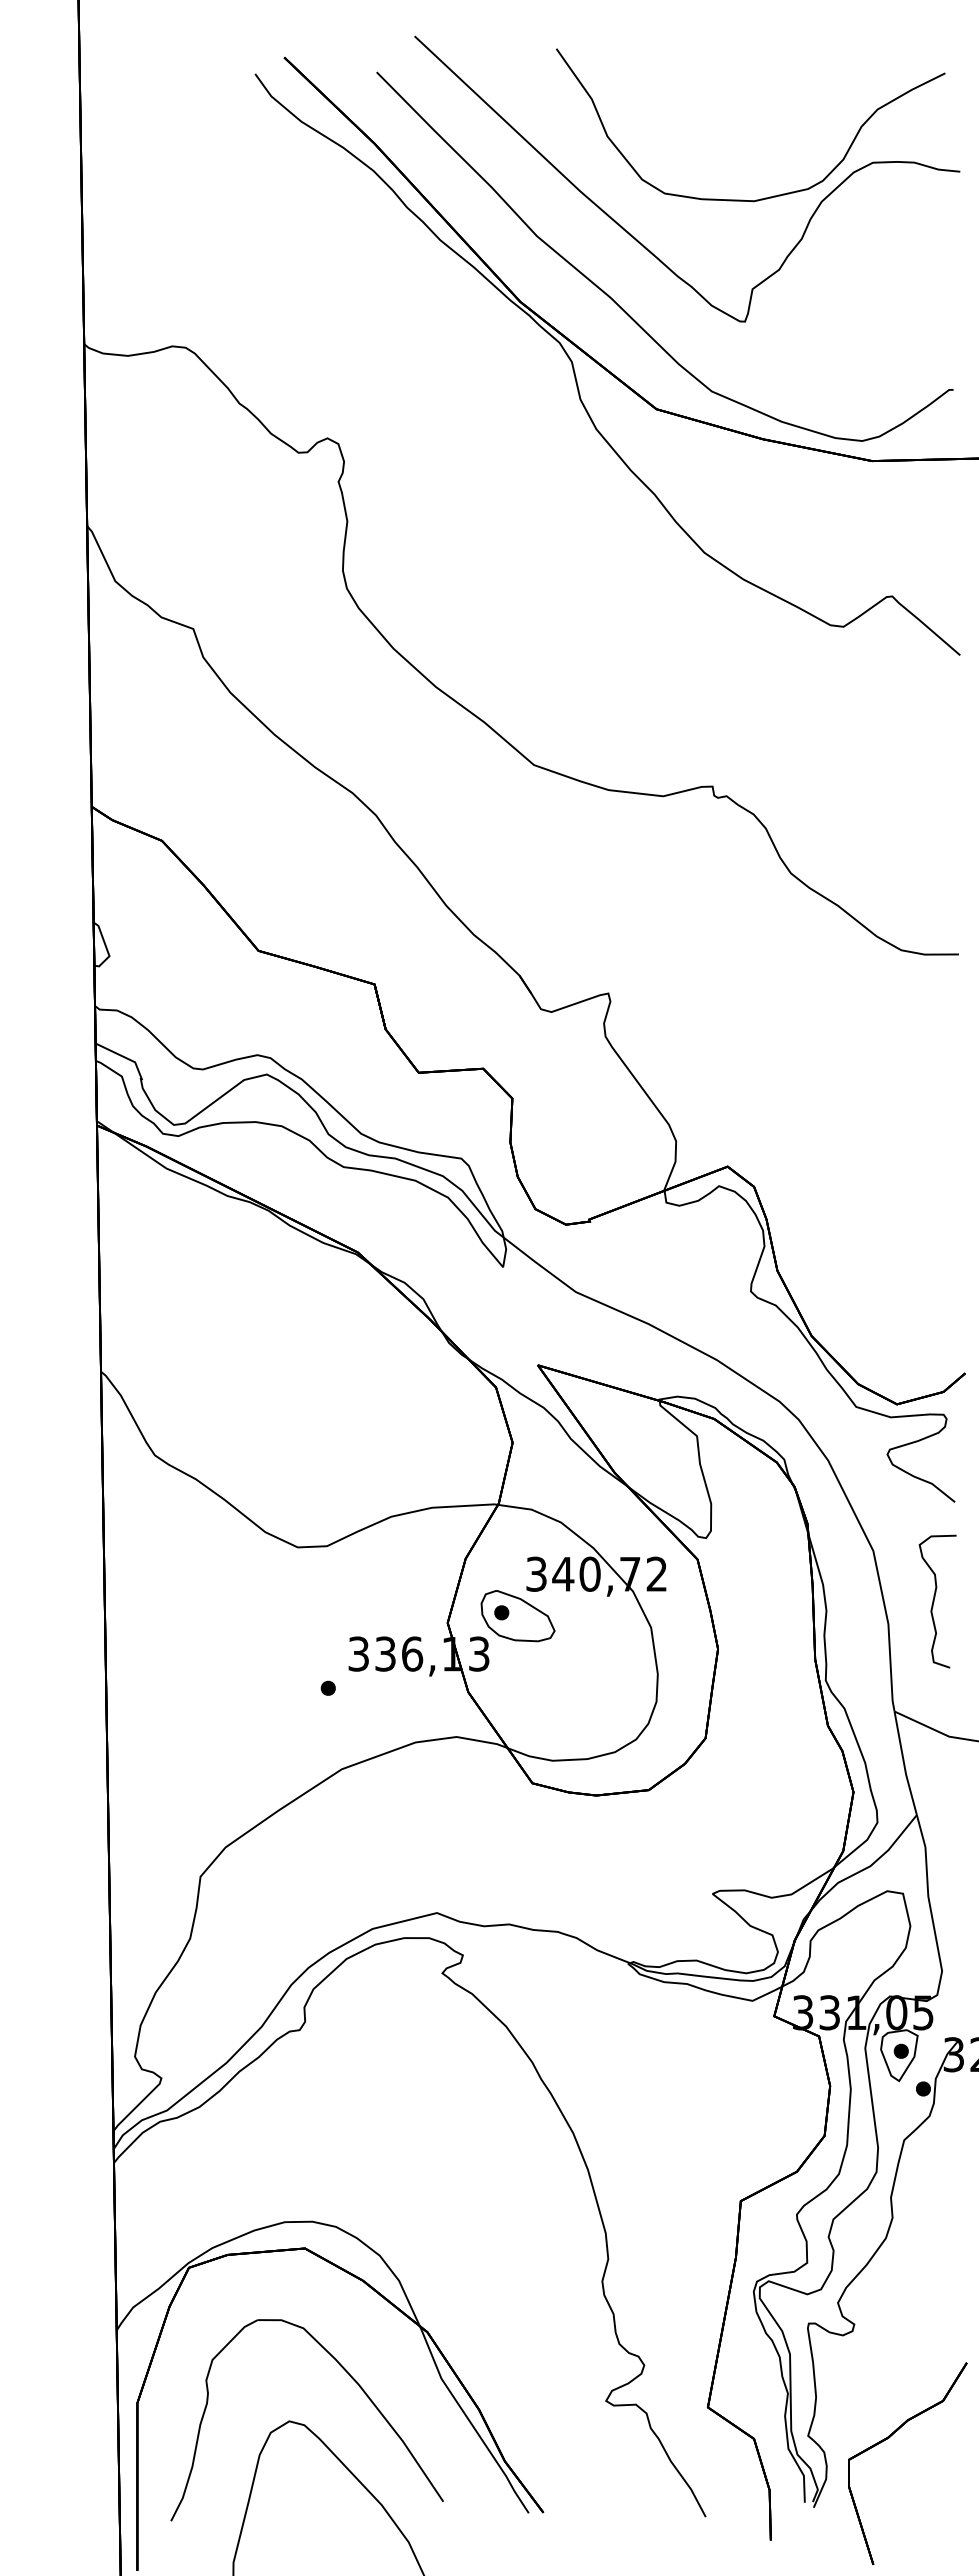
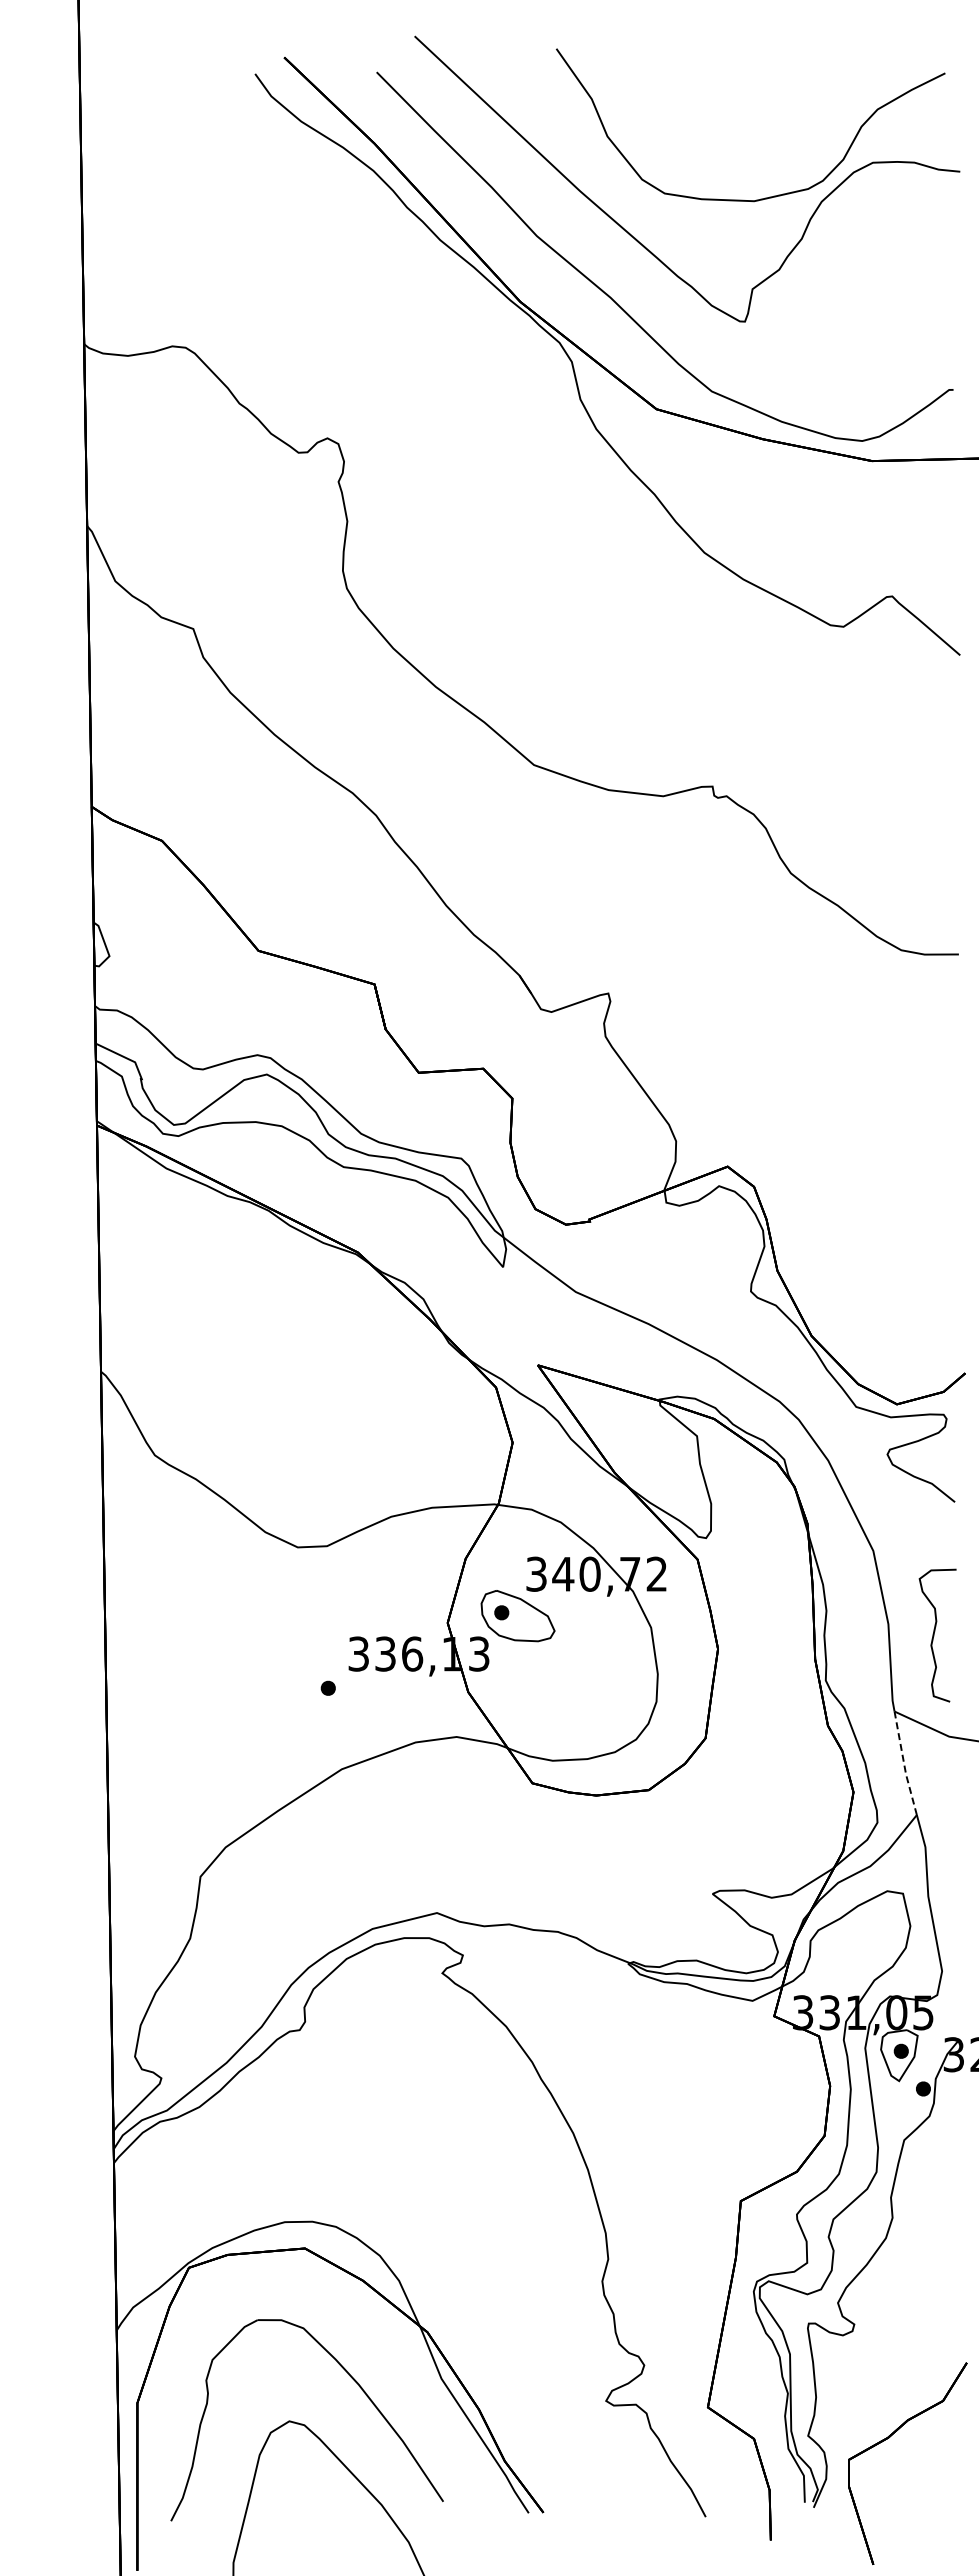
curve position: (934, 1601) -> (934, 1635) (934, 1635)
line: solid -> dashed (904, 1763)
